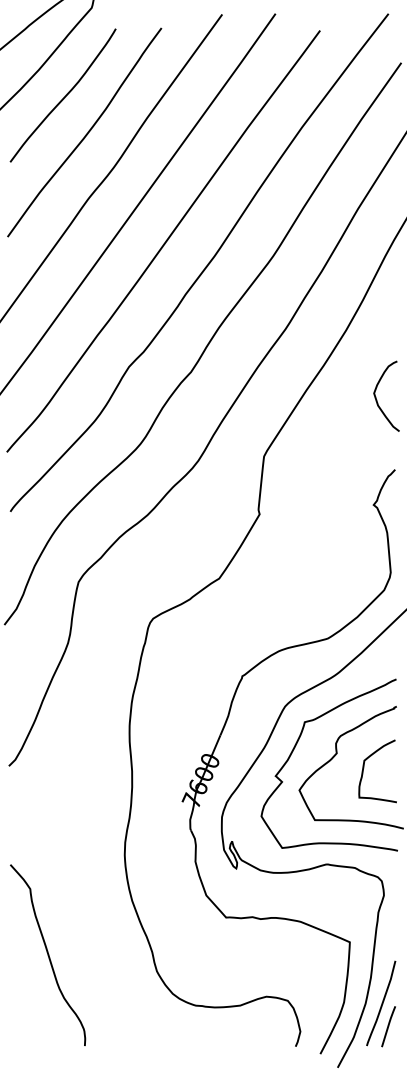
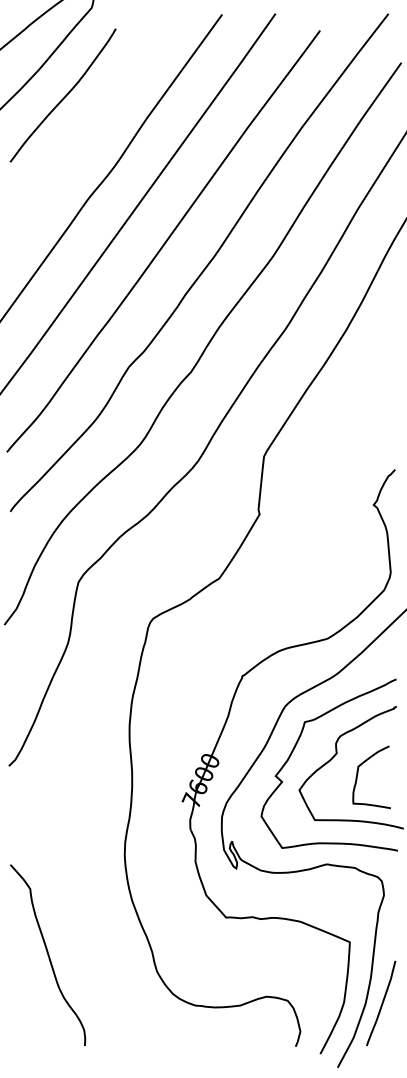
curve: present -> none (86, 133)
curve: present -> none (377, 399)
curve position: (364, 768) -> (358, 774) (358, 774)
line: present -> none (388, 1026)
